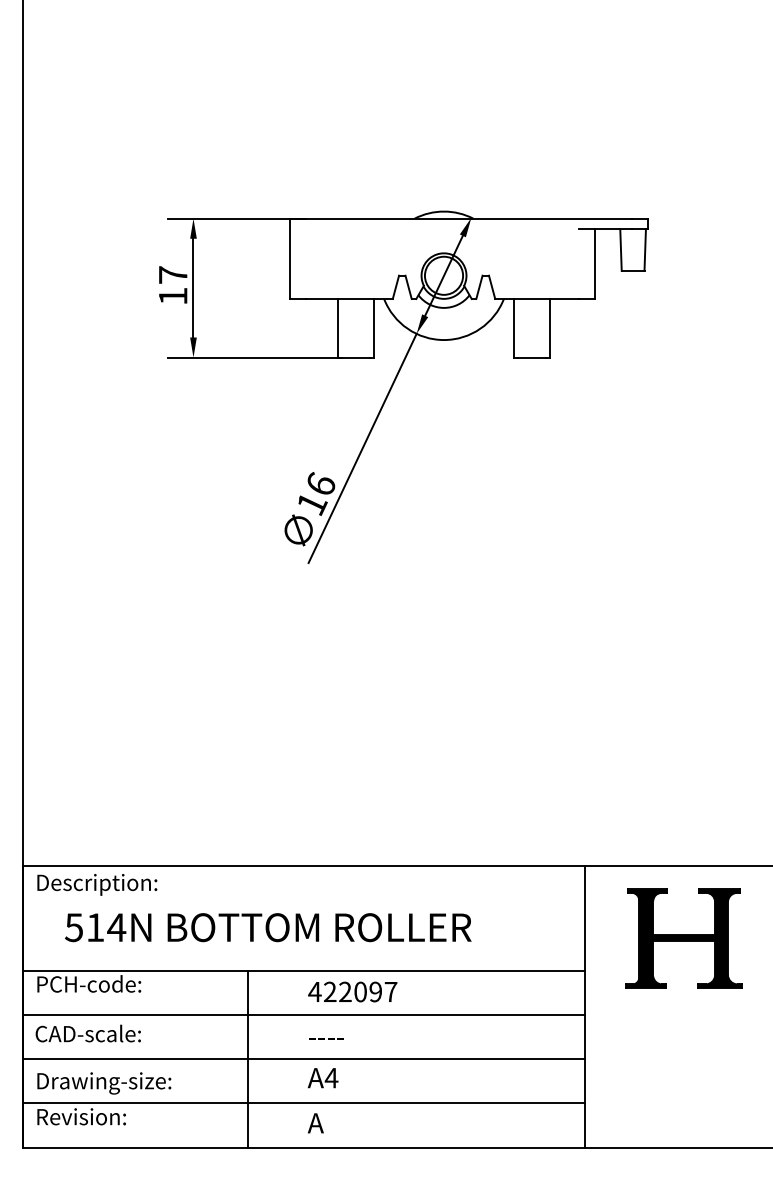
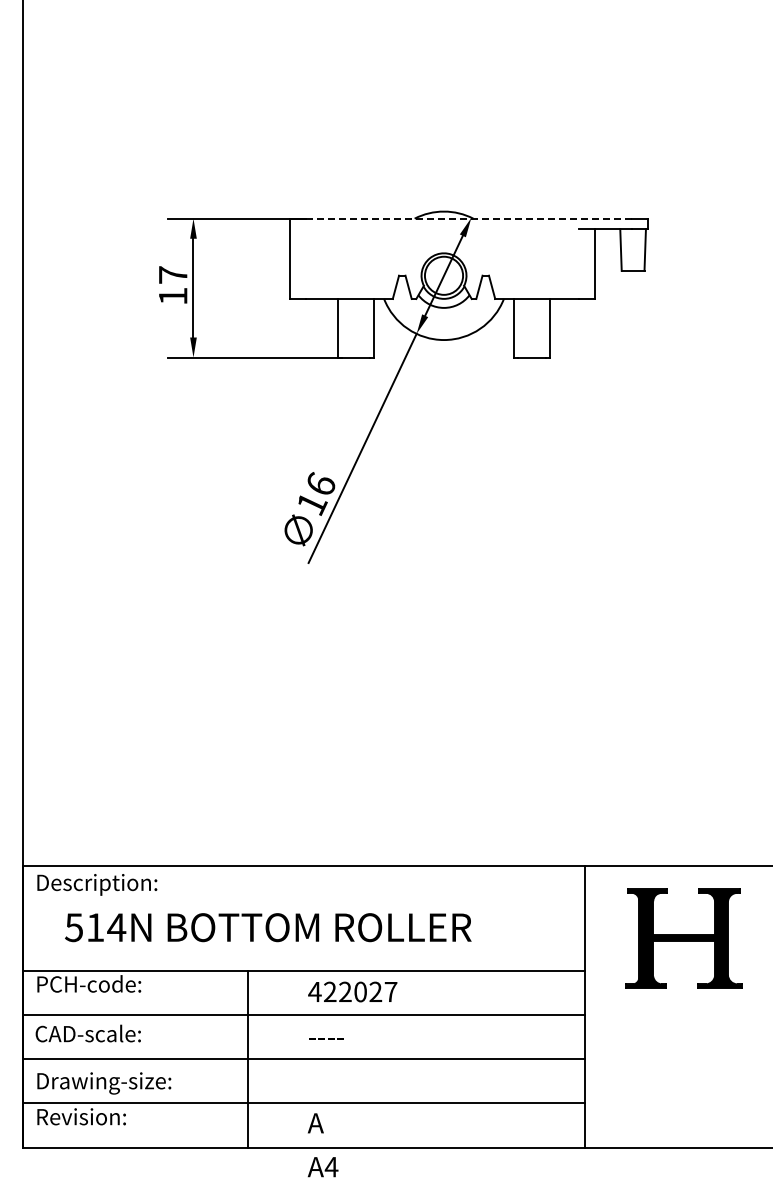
line: solid -> dashed (468, 218)
text: 422097 -> 422027 (375, 992)
text position: (322, 1078) -> (322, 1167) (322, 1167)
